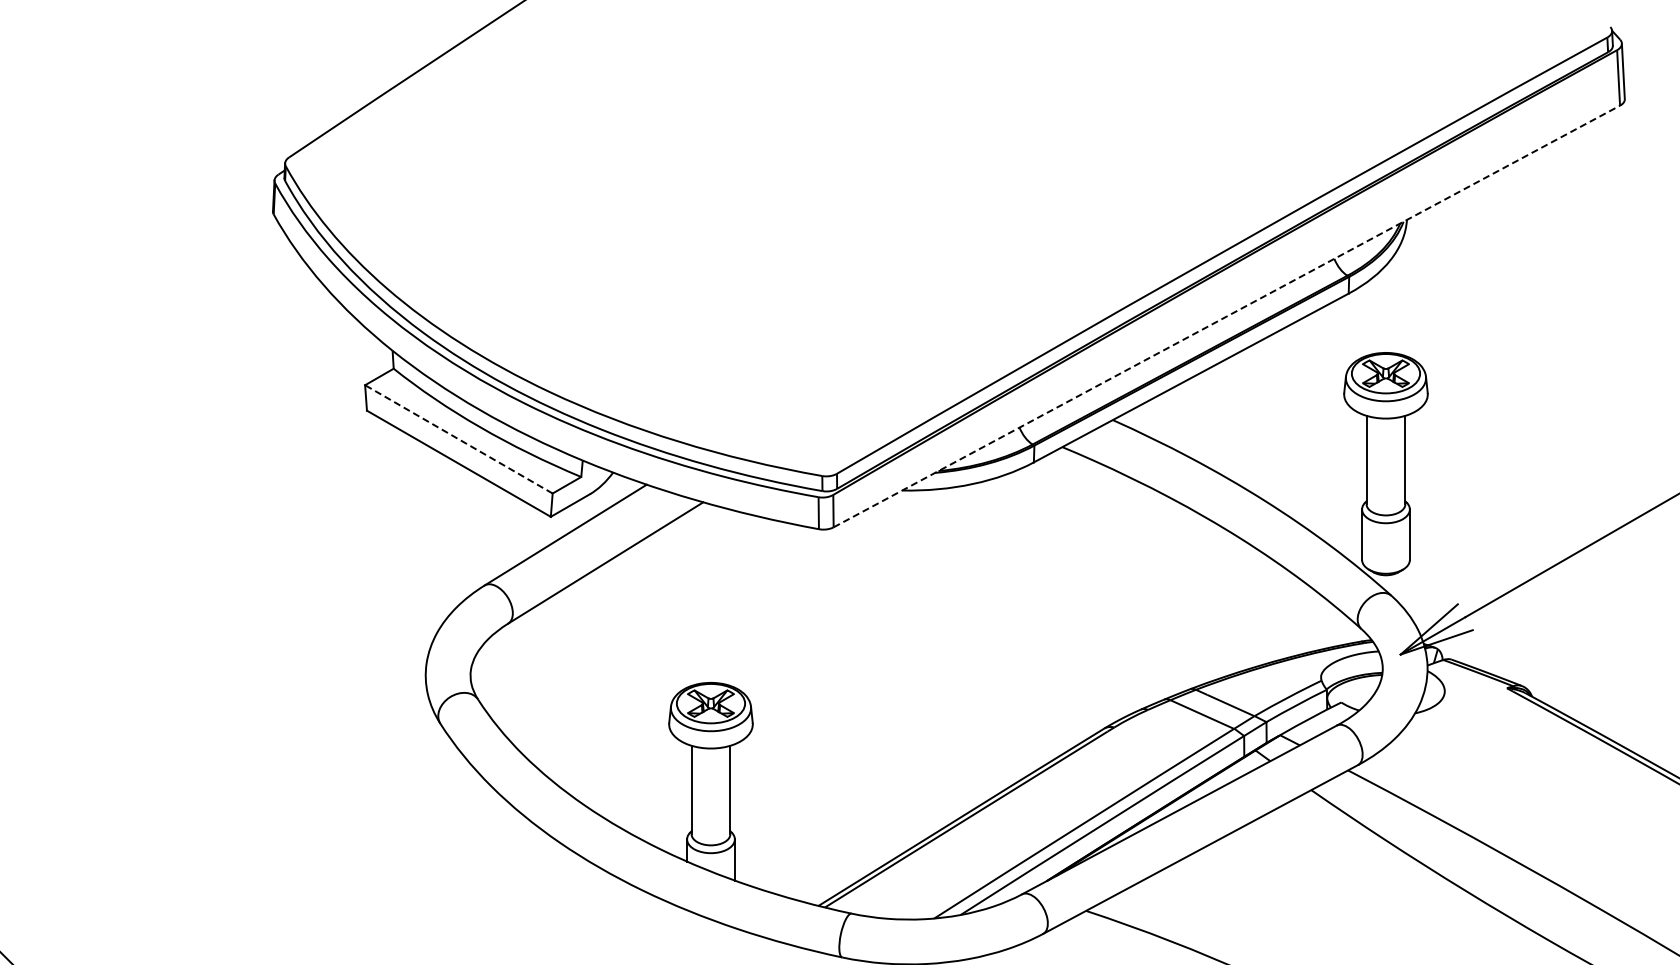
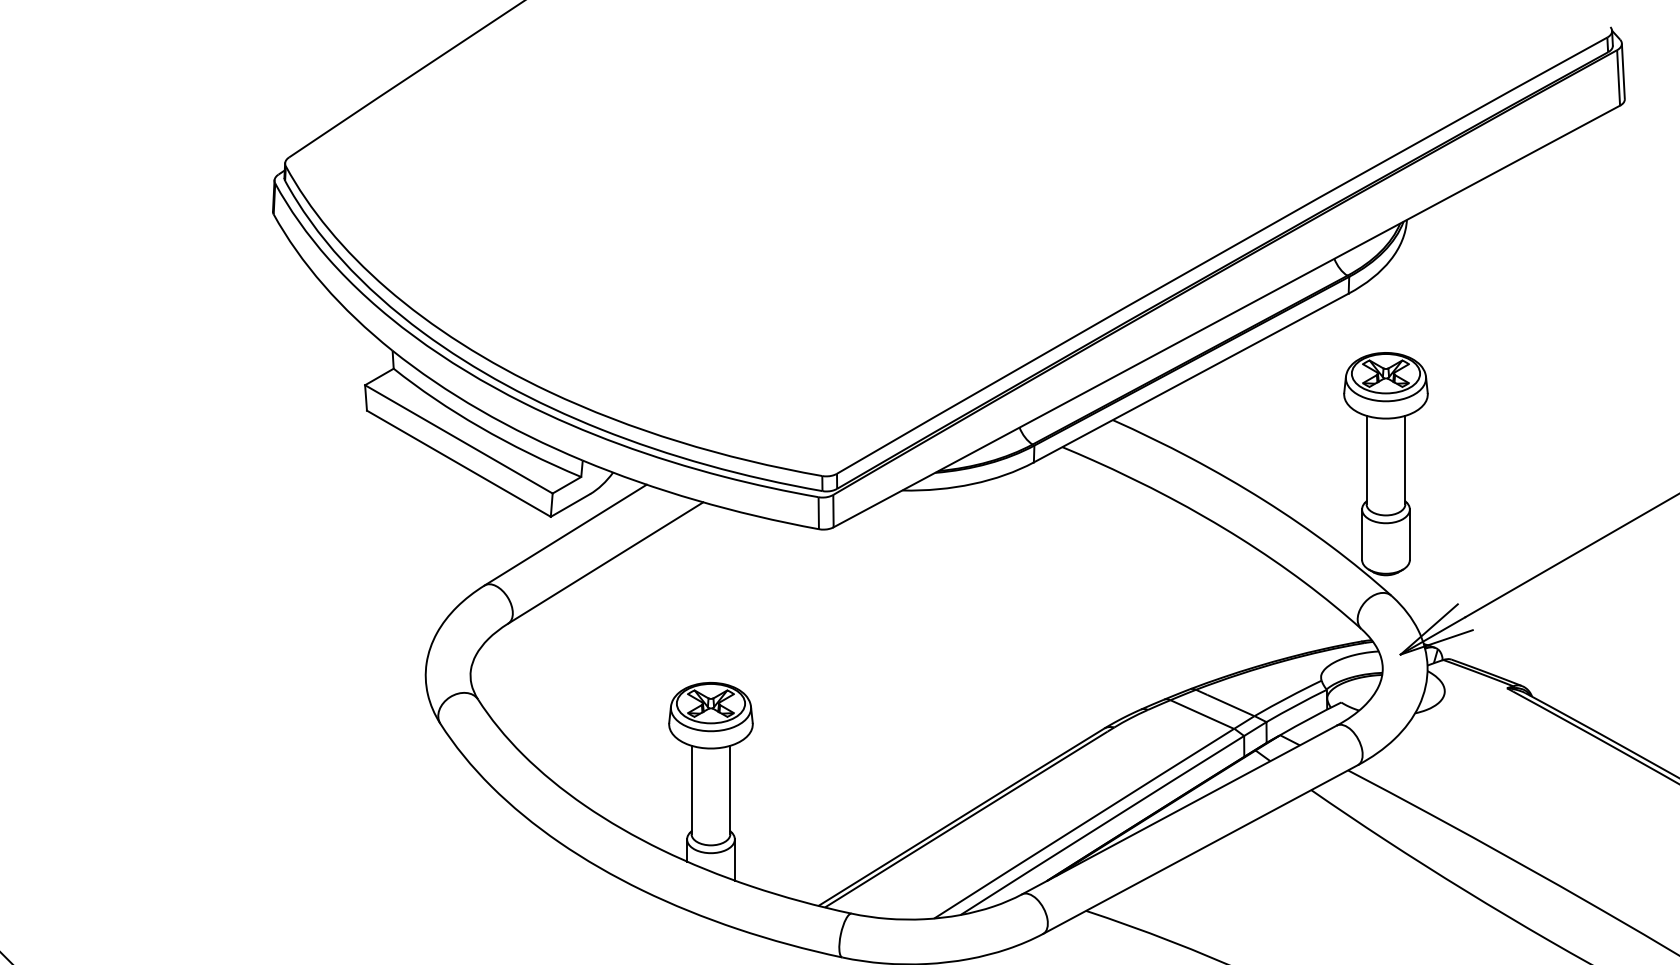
line: dashed -> solid (1227, 316)
line: dashed -> solid (458, 439)
